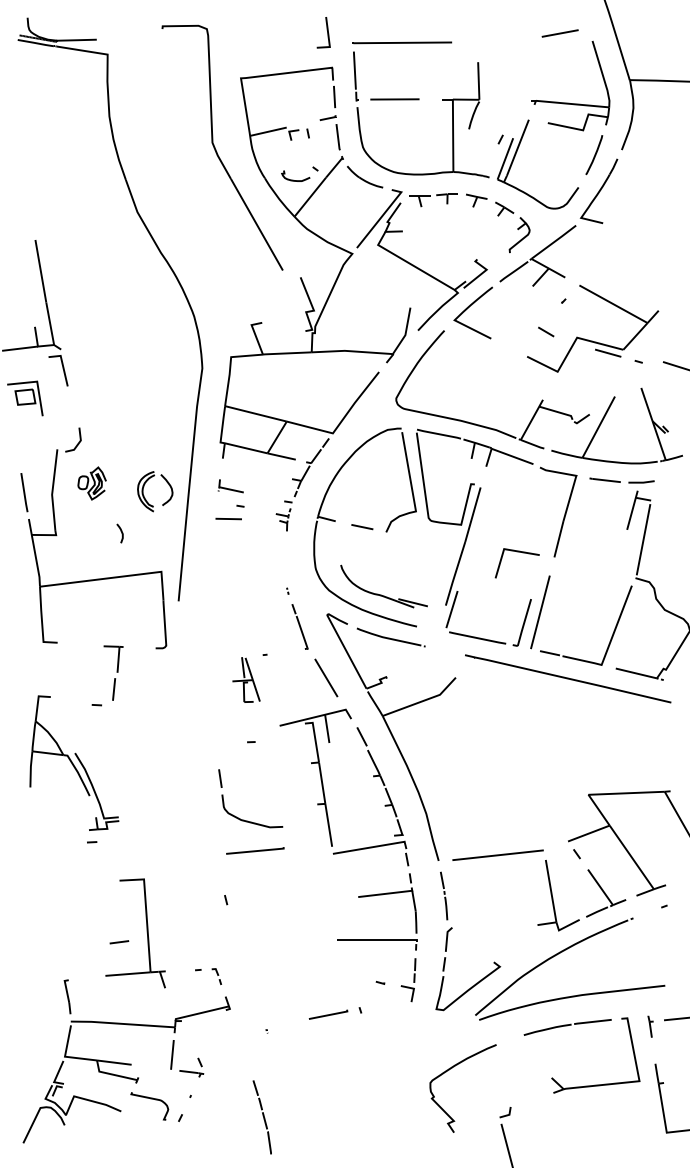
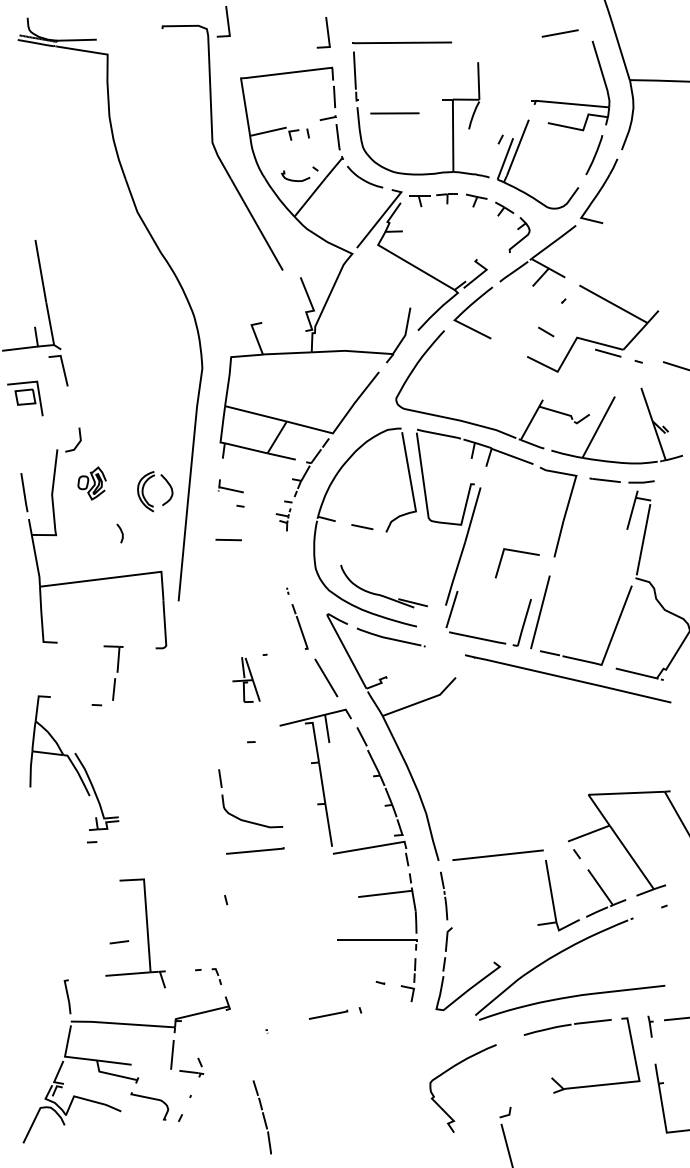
line: none -> present (226, 19)
line position: (394, 99) -> (394, 113) (394, 113)
line position: (228, 518) -> (228, 539) (228, 539)
